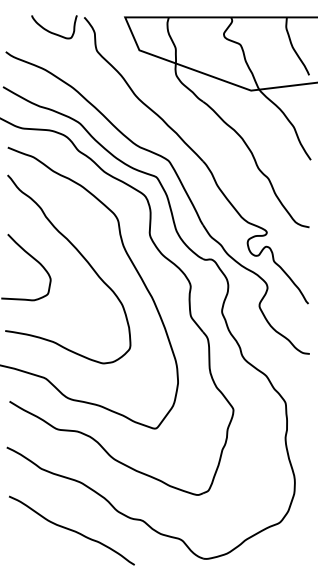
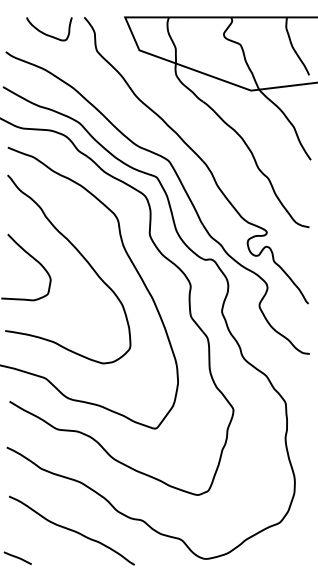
curve position: (51, 31) -> (46, 33) (46, 33)
line: none -> present (17, 557)
